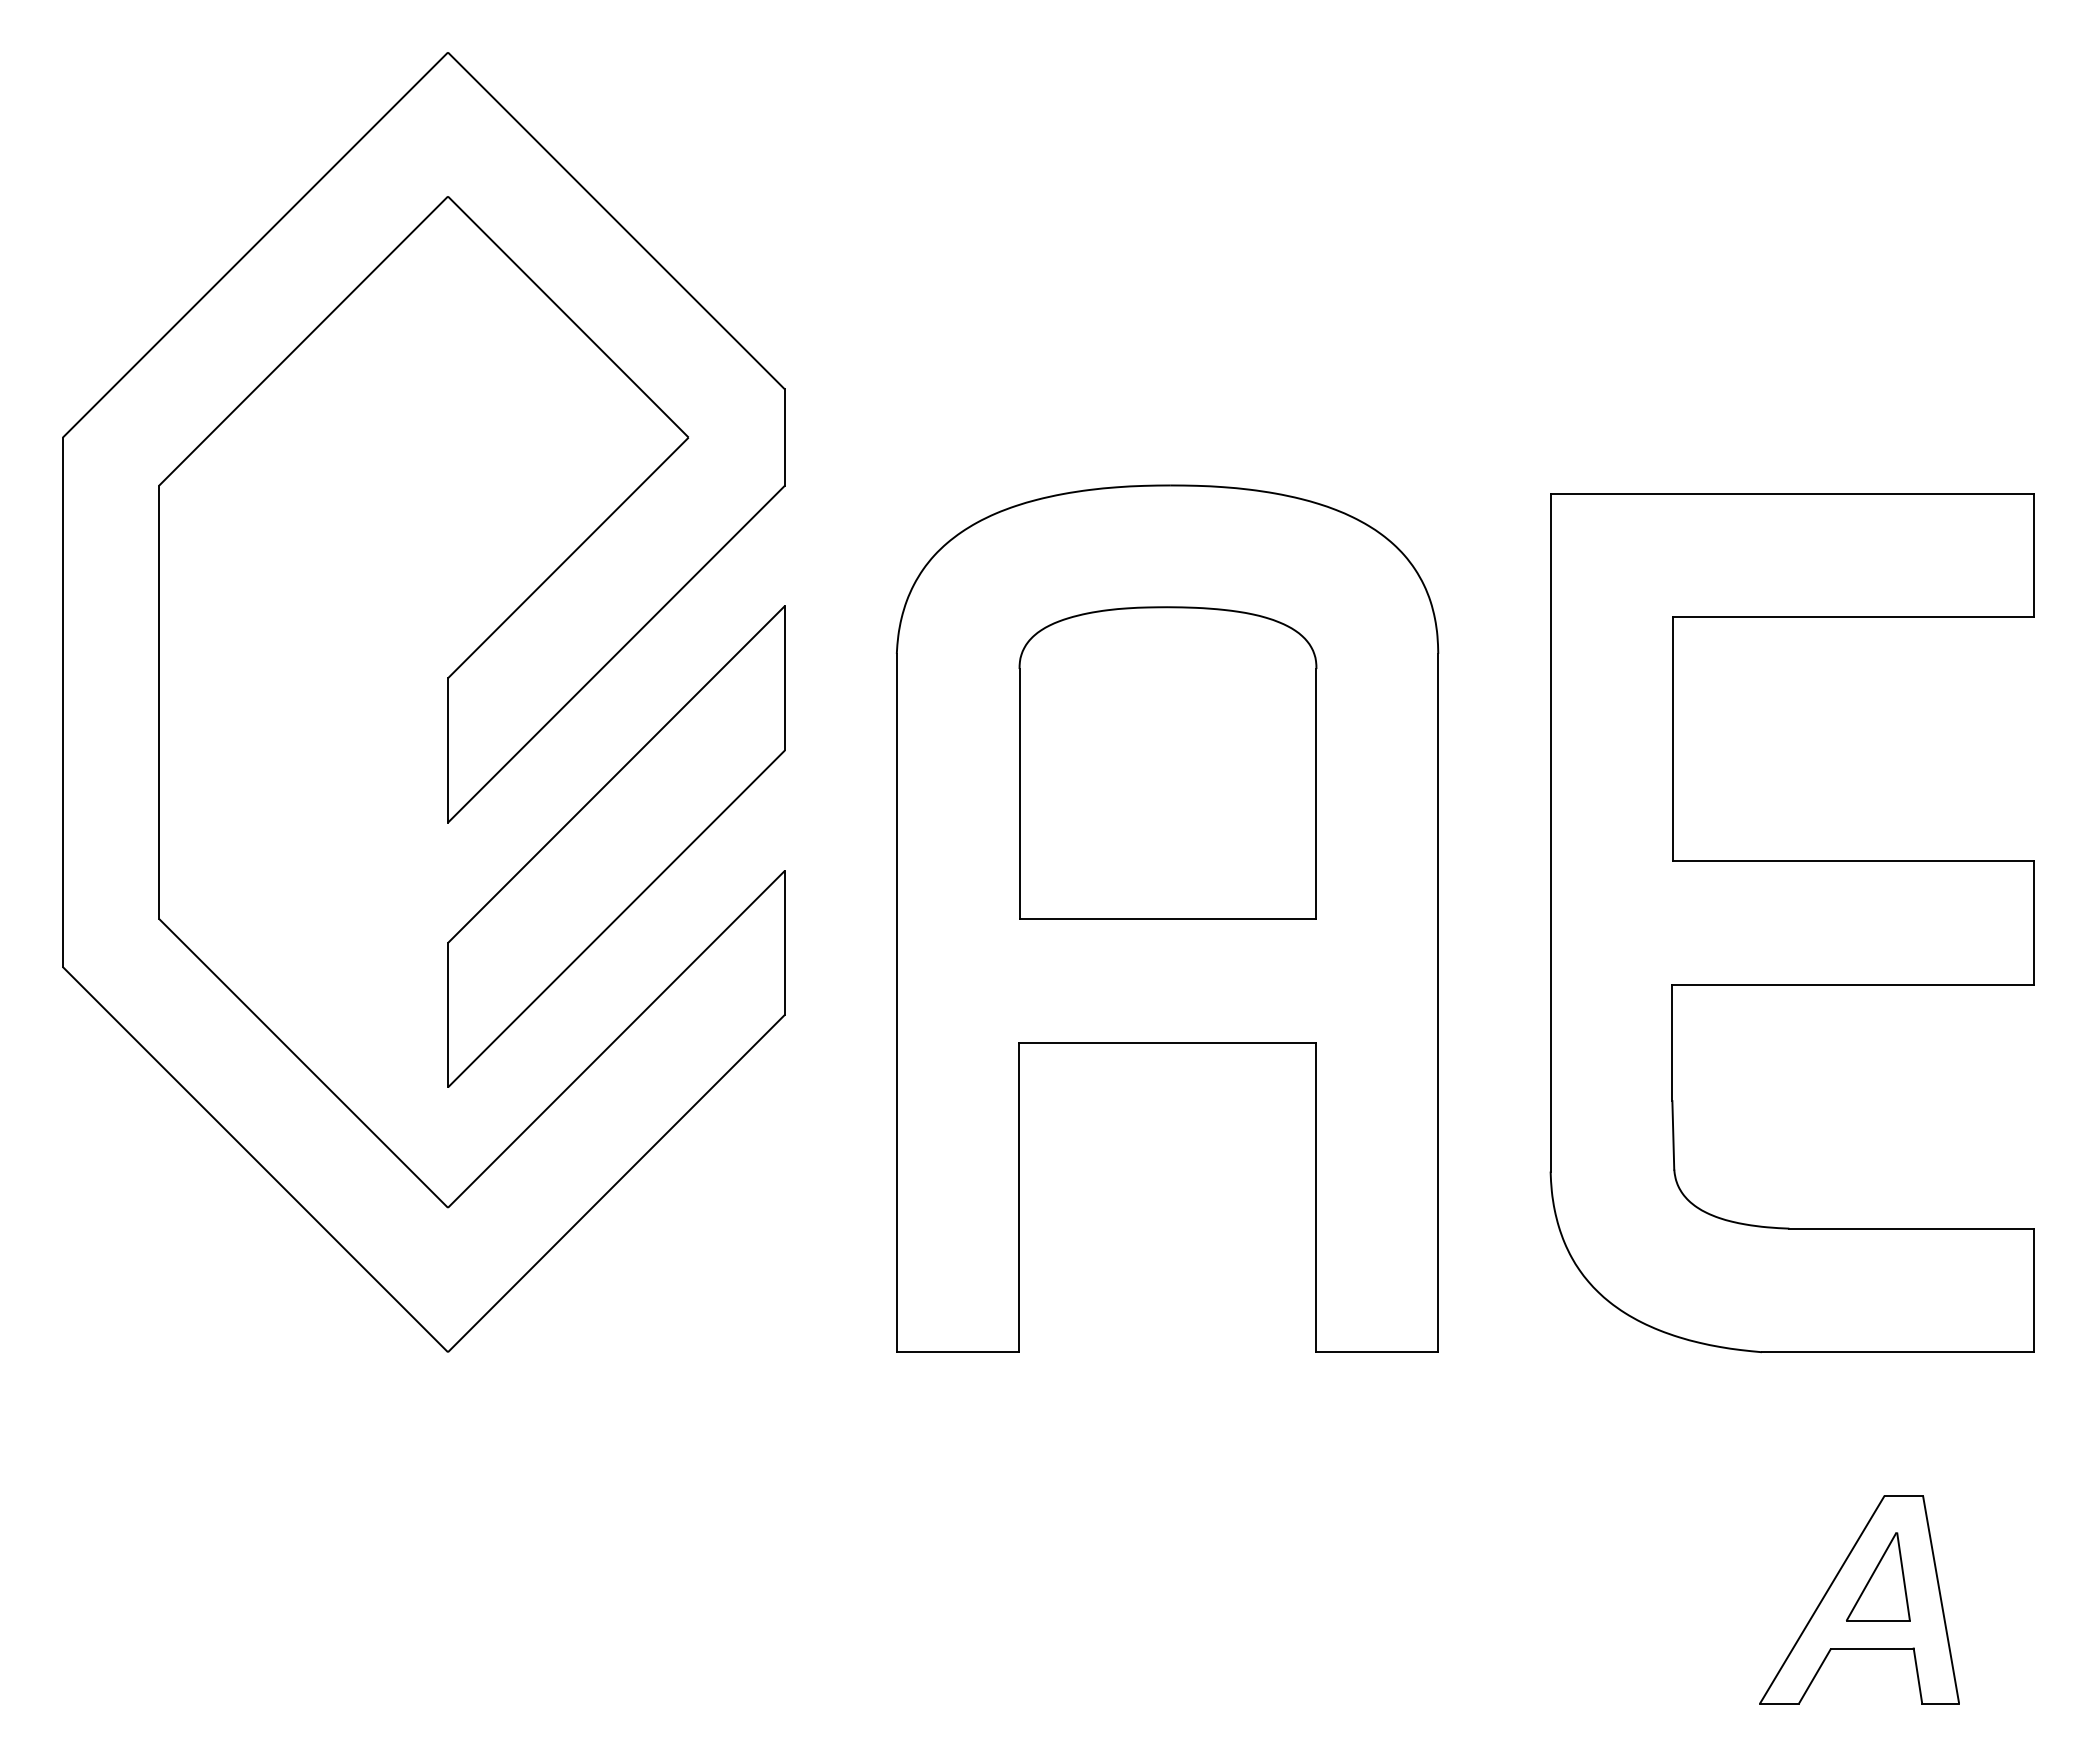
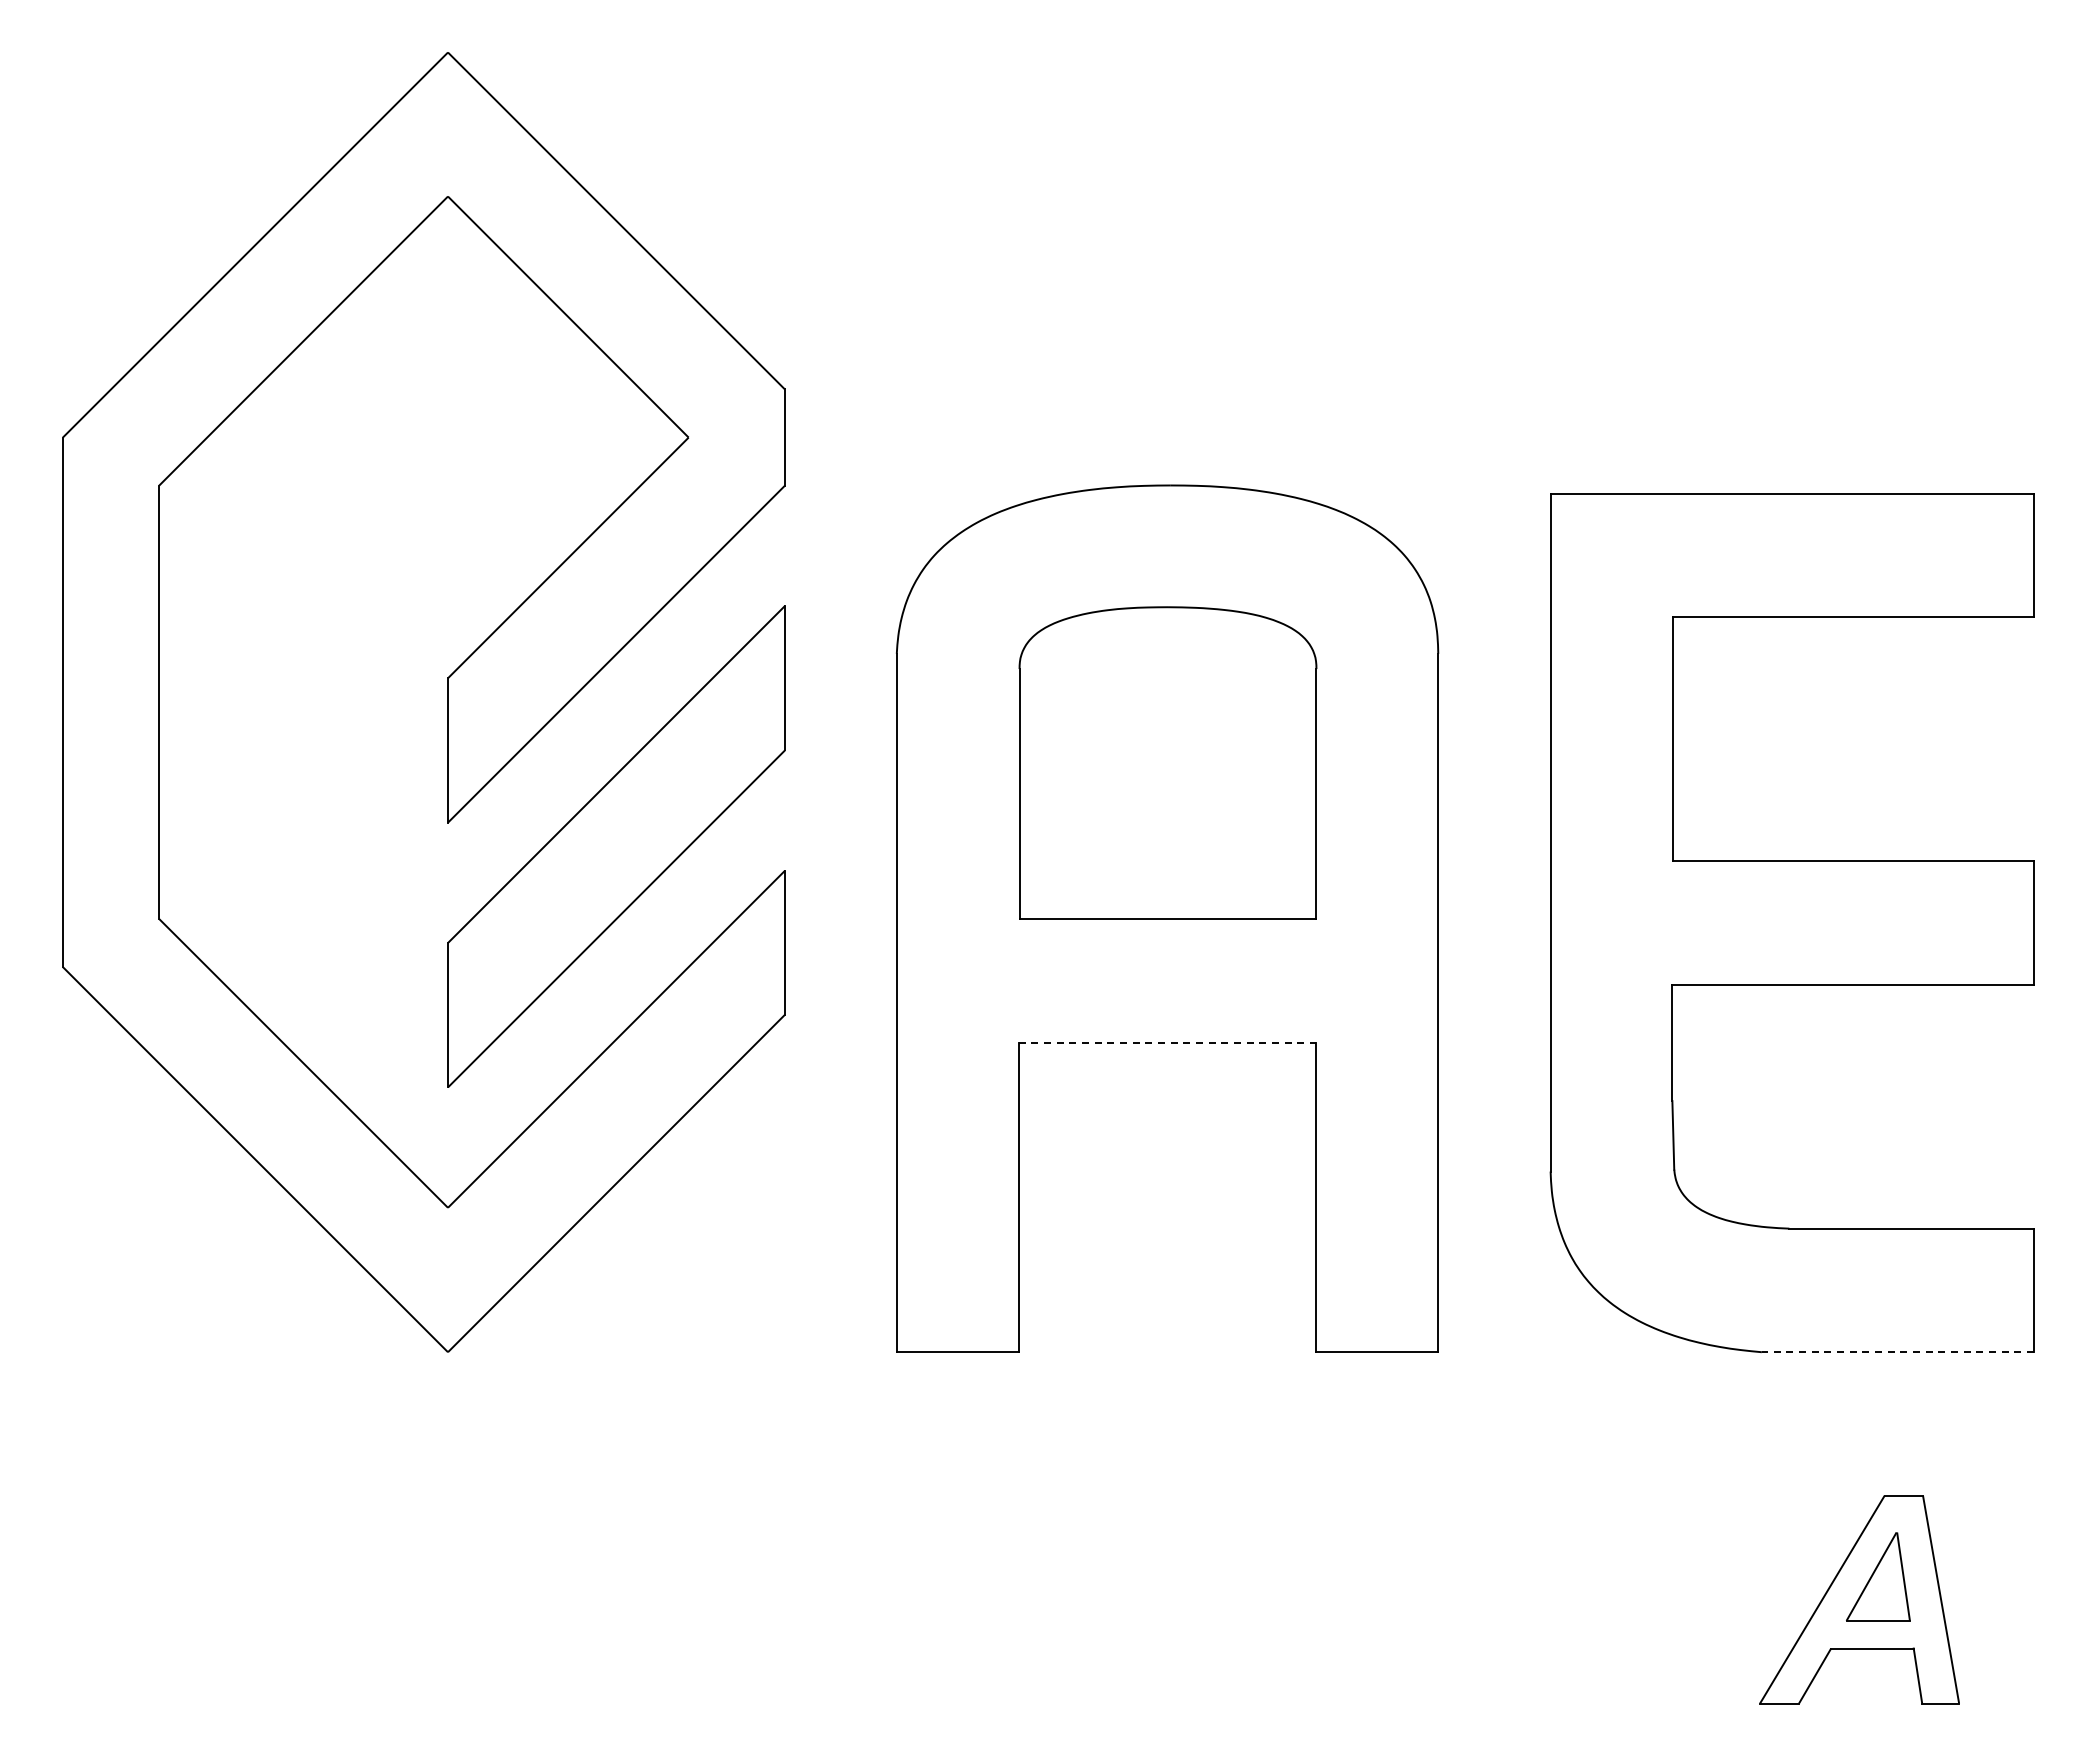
line: solid -> dashed (1167, 1042)
line: solid -> dashed (1897, 1352)
